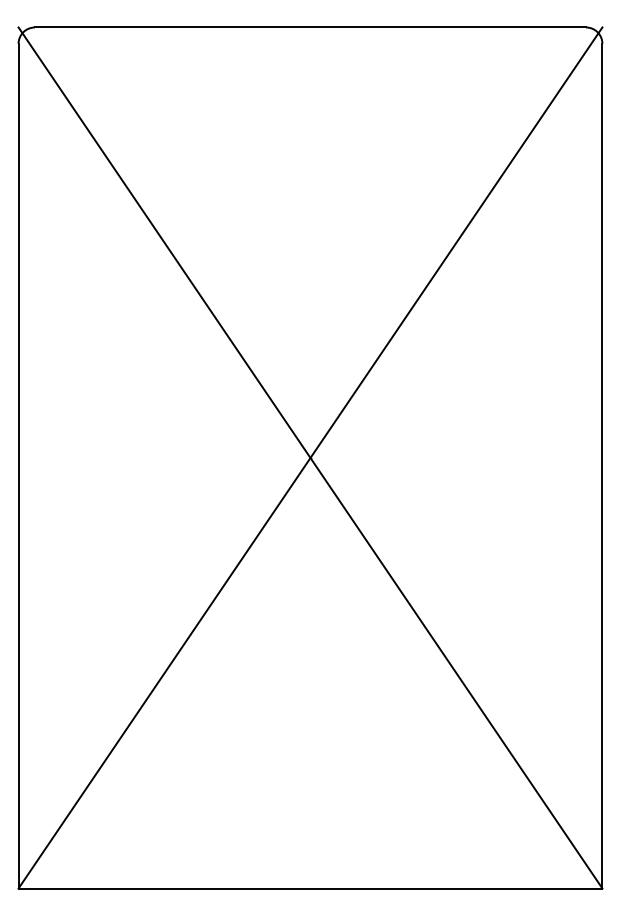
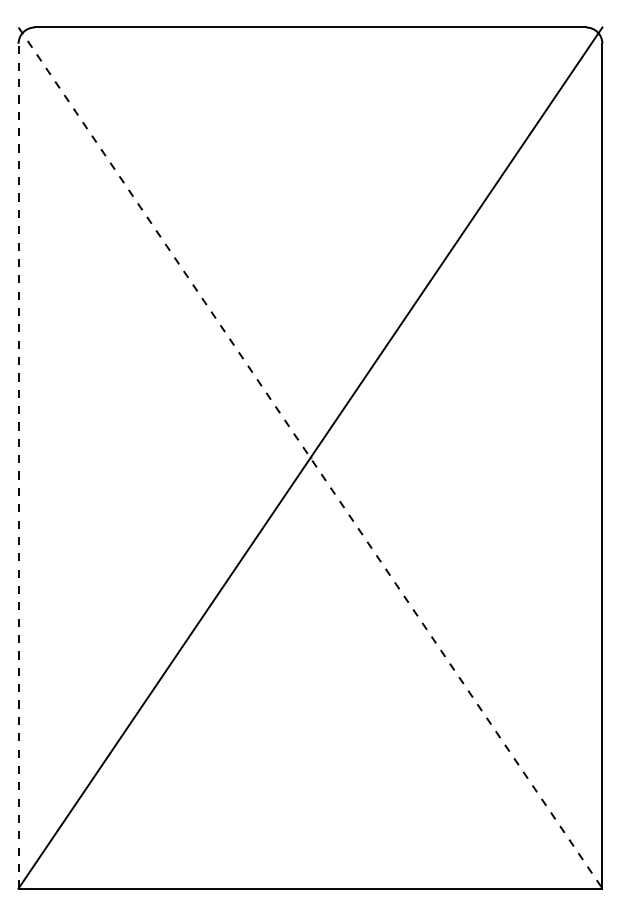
line: solid -> dashed (310, 458)
line: solid -> dashed (18, 465)
